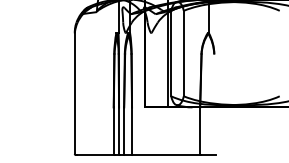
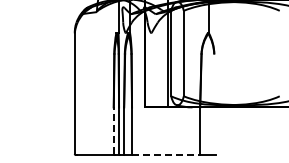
line: solid -> dashed (113, 130)
line: solid -> dashed (166, 155)
